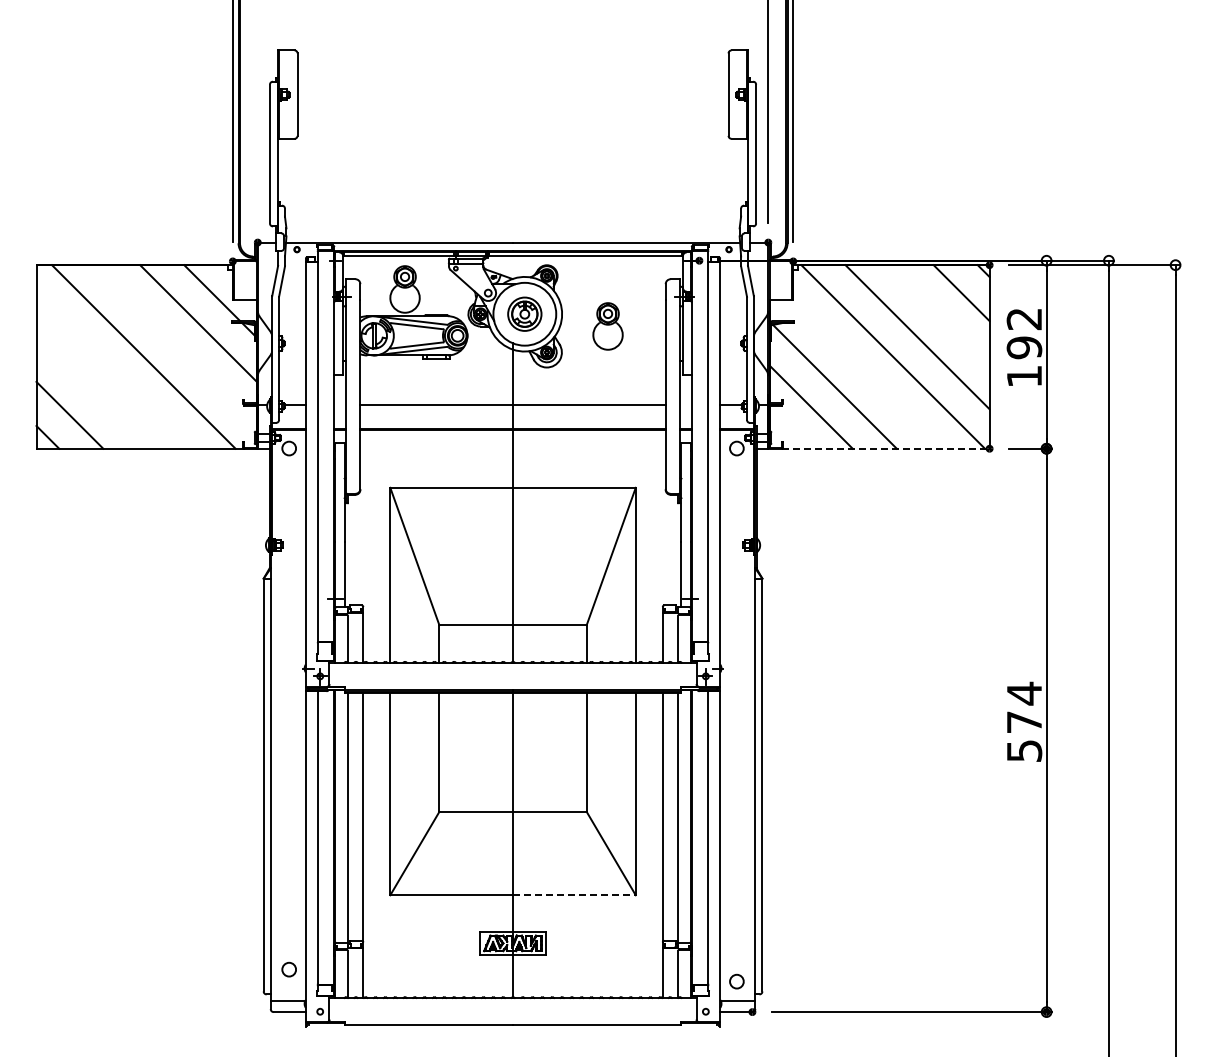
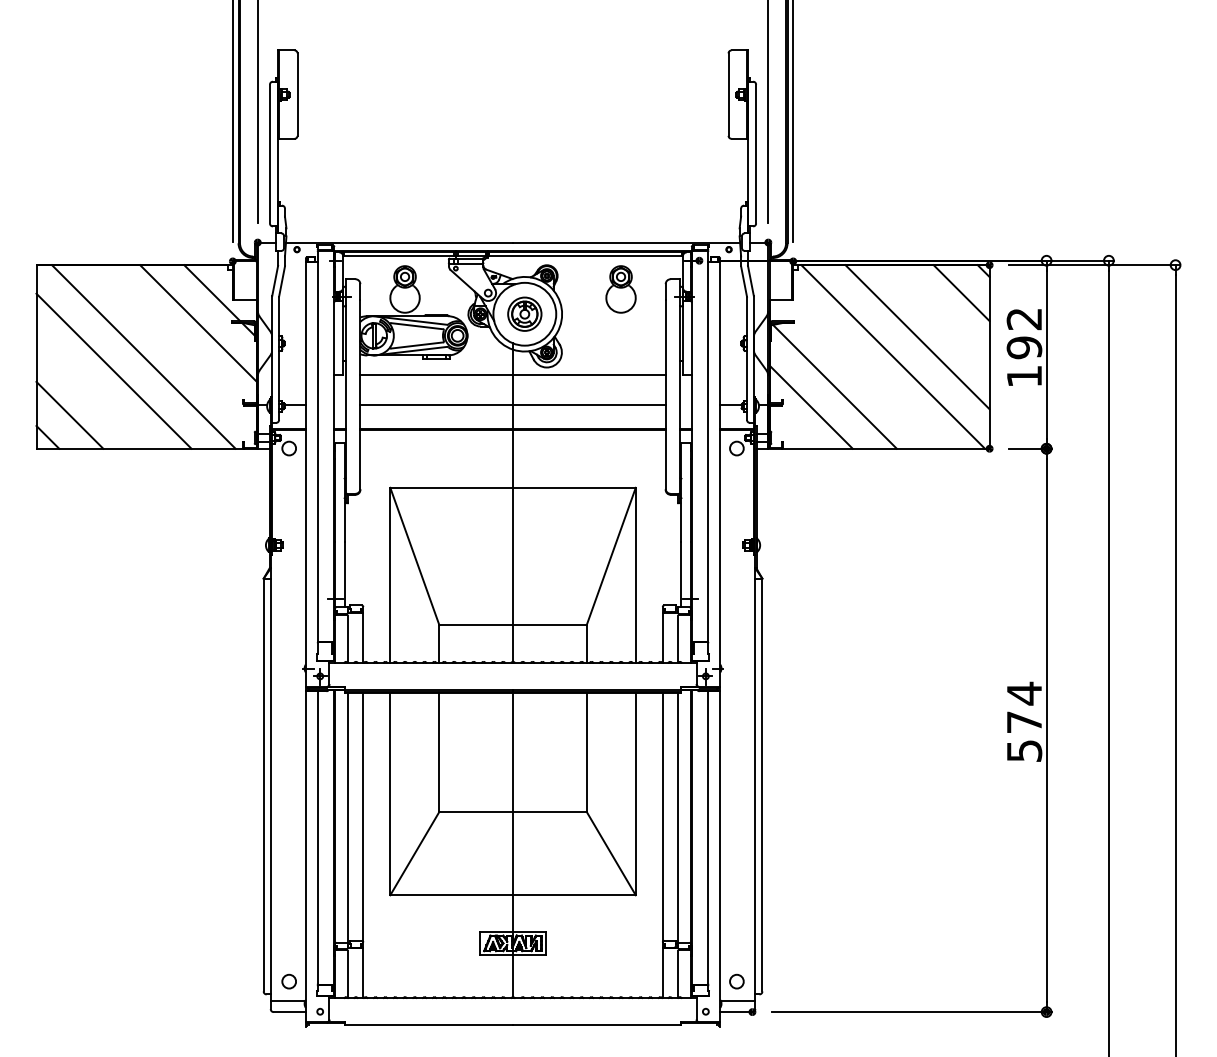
line: none -> present (257, 112)
part position: (607, 326) -> (620, 289) (620, 289)
line: none -> present (113, 370)
line: none -> present (512, 375)
line: dashed -> solid (885, 448)
line: dashed -> solid (574, 895)
circle position: (288, 969) -> (288, 981) (288, 981)
